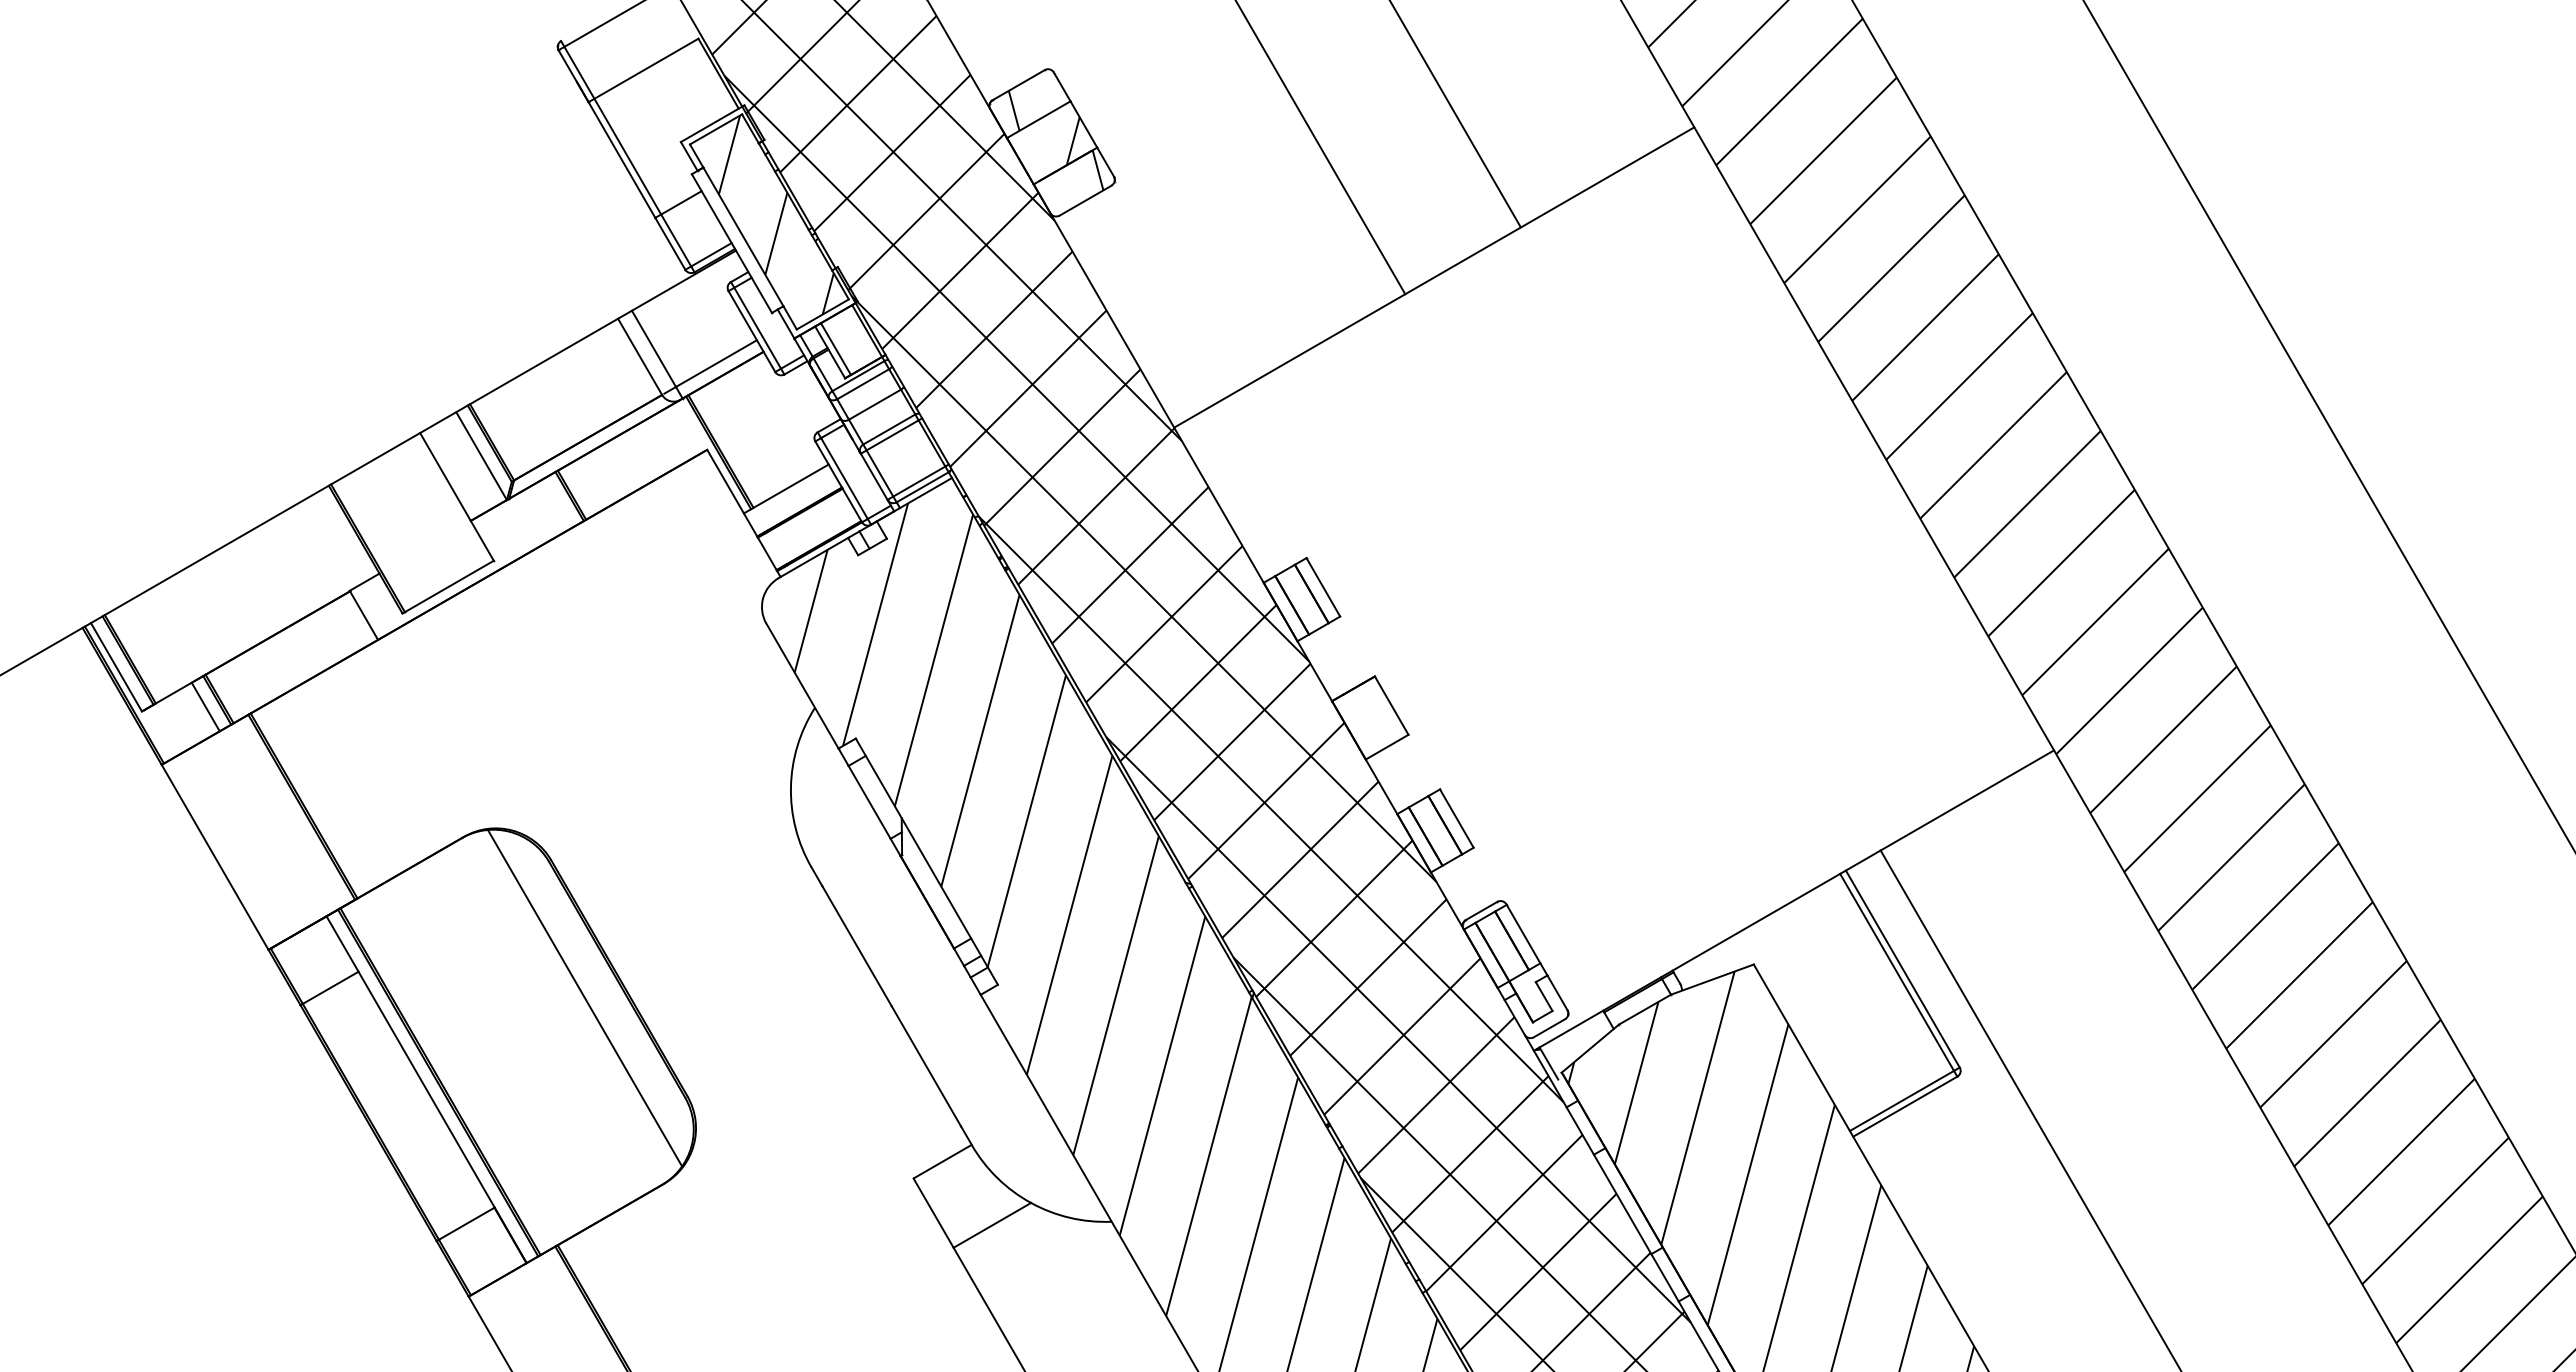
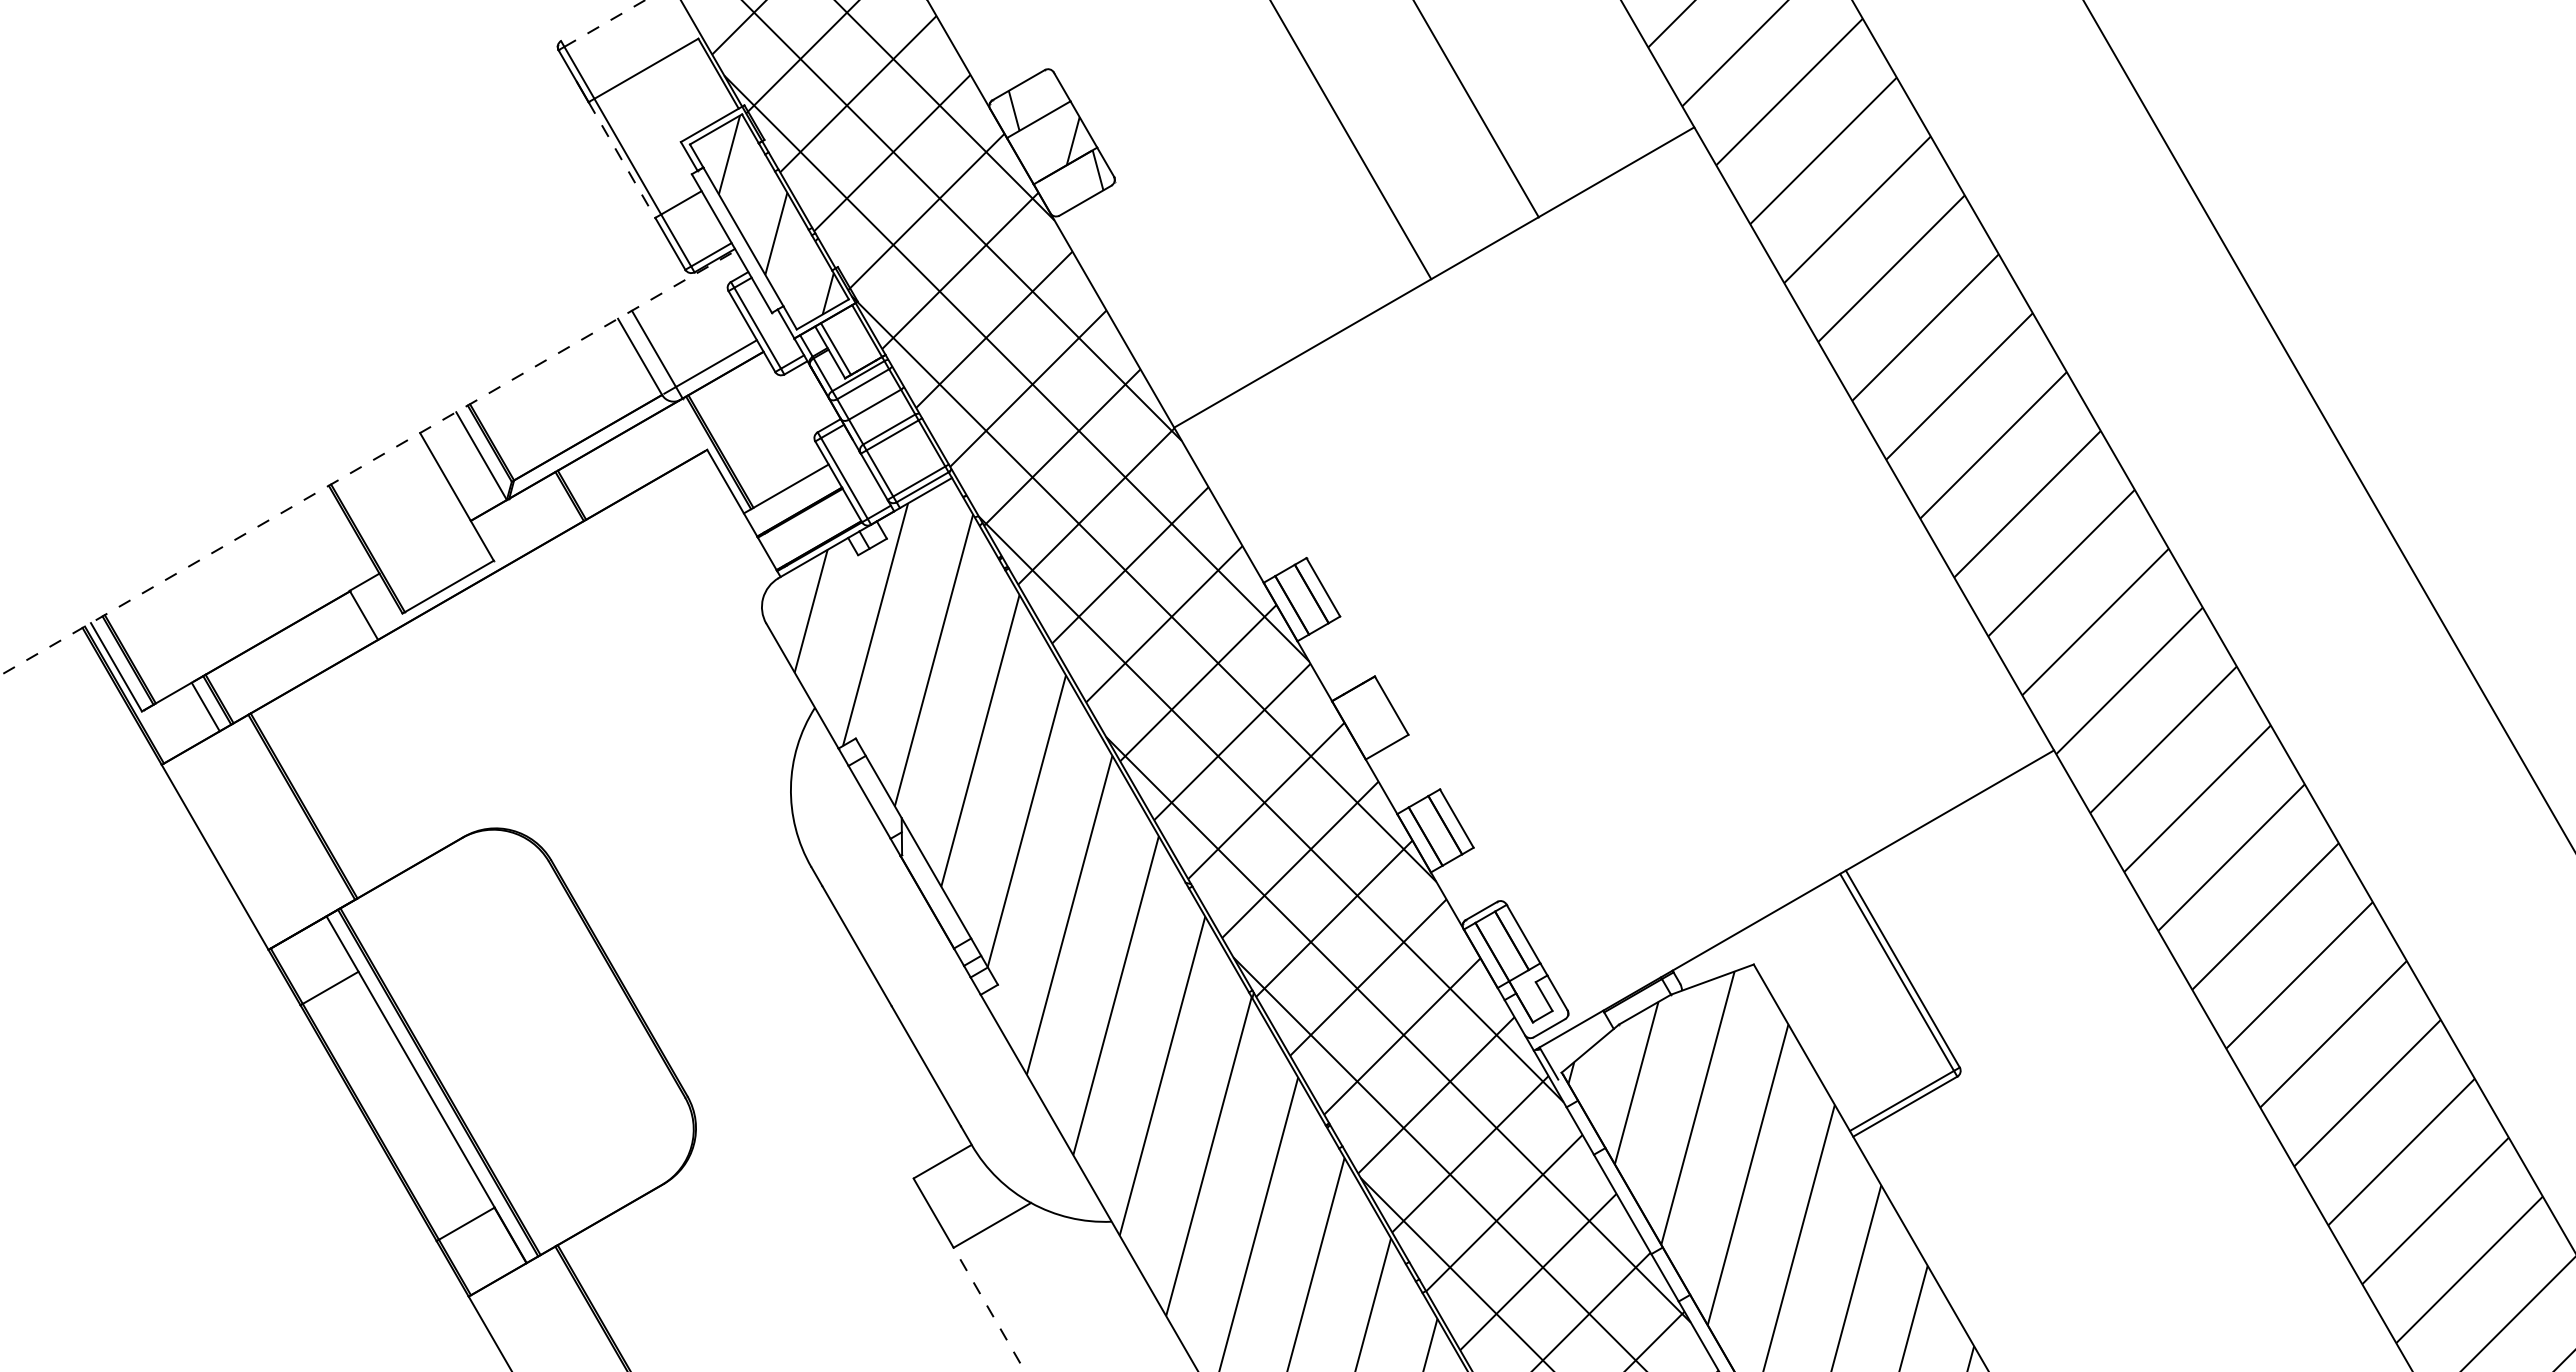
line: solid -> dashed (604, 23)
line position: (1455, 114) -> (1476, 109) (1476, 109)
line position: (1320, 148) -> (1351, 140) (1351, 140)
line: solid -> dashed (621, 160)
line: solid -> dashed (368, 463)
line: present -> none (584, 998)
line: present -> none (2029, 1109)
line: solid -> dashed (989, 1309)
